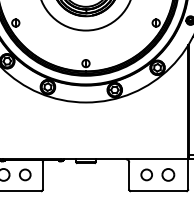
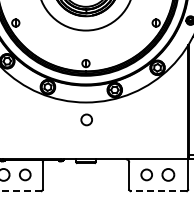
circle: none -> present (86, 119)
line: solid -> dashed (20, 191)
line: solid -> dashed (158, 191)
